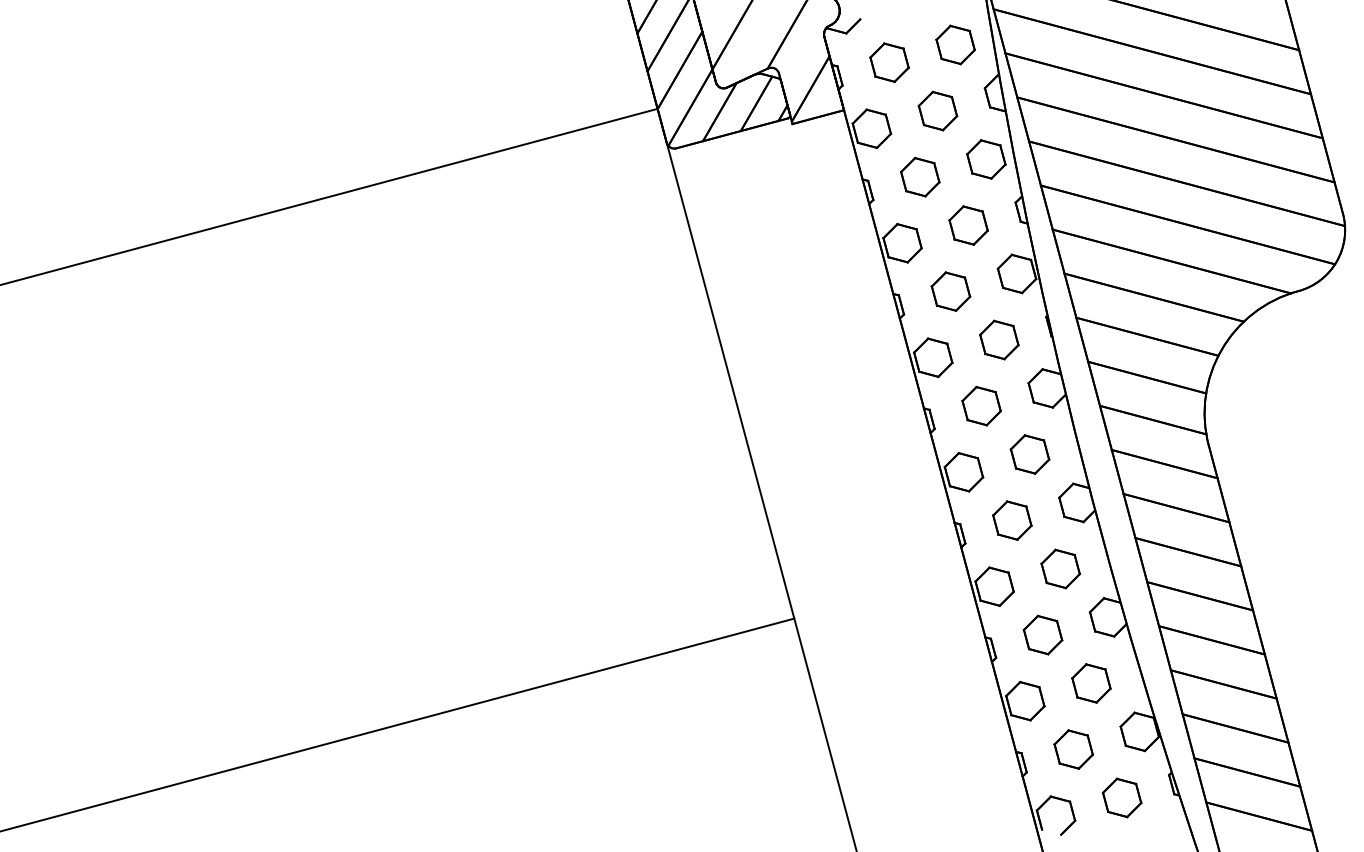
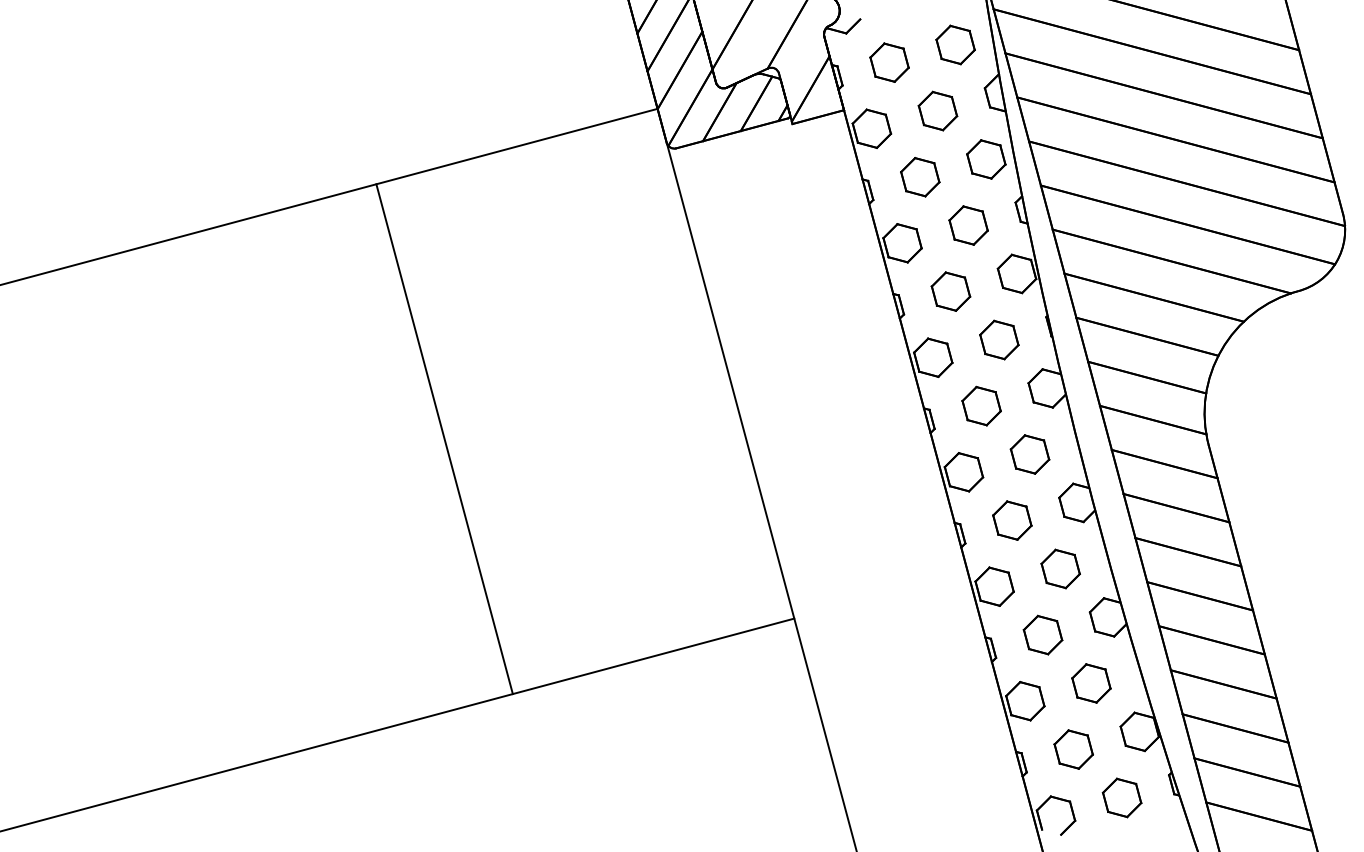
line: none -> present (444, 439)
